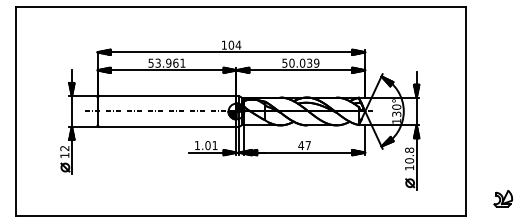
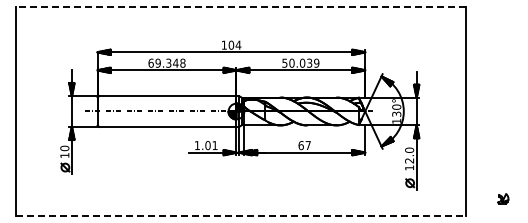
line: solid -> dashed (240, 6)
text: 53.961 -> 69.348 (166, 62)
text: 47 -> 67 (301, 145)
text: 12 -> 10 (64, 148)
text: 10.8 -> 12.0 (409, 155)
part size: 20x18 px -> 13x12 px (503, 198)
line: solid -> dashed (240, 216)
